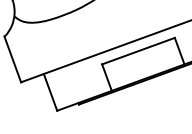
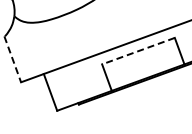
line: solid -> dashed (138, 51)
line: solid -> dashed (12, 59)
